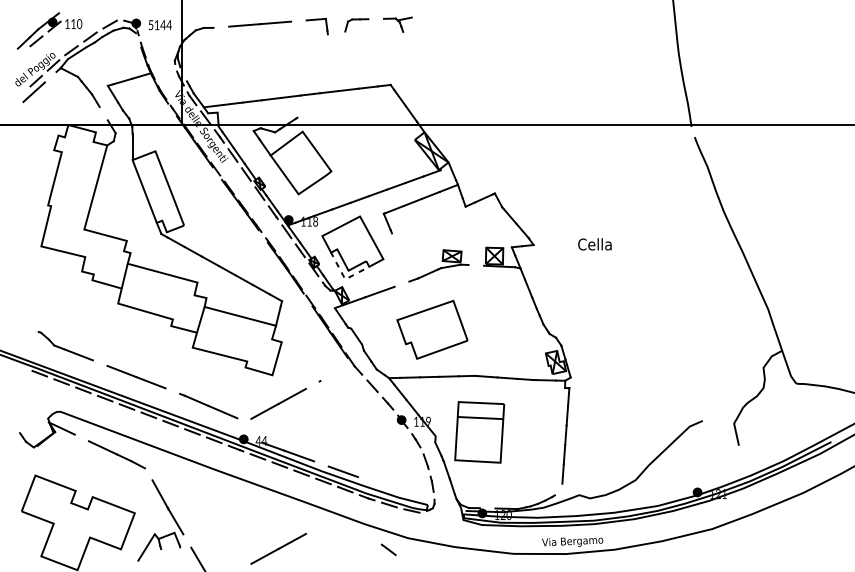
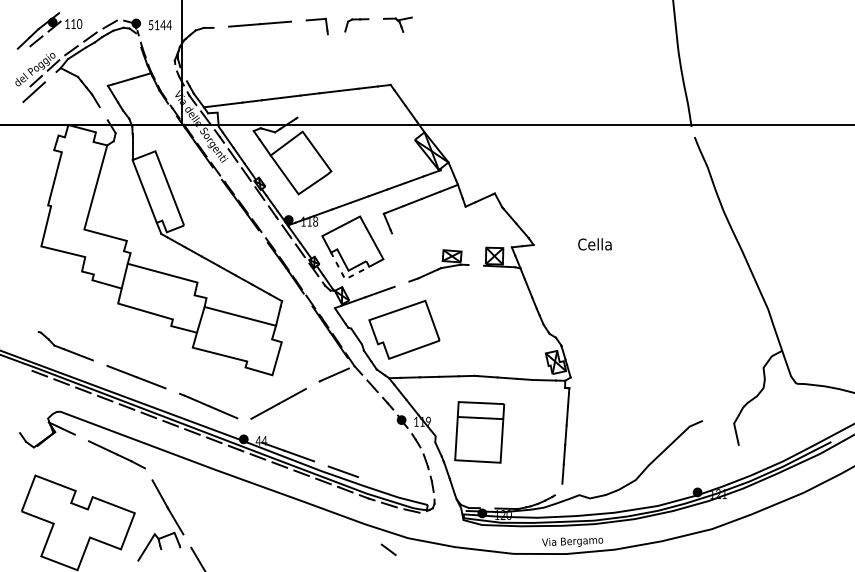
part position: (432, 329) -> (404, 329) (404, 329)
line: none -> present (334, 374)
line: present -> none (278, 548)
